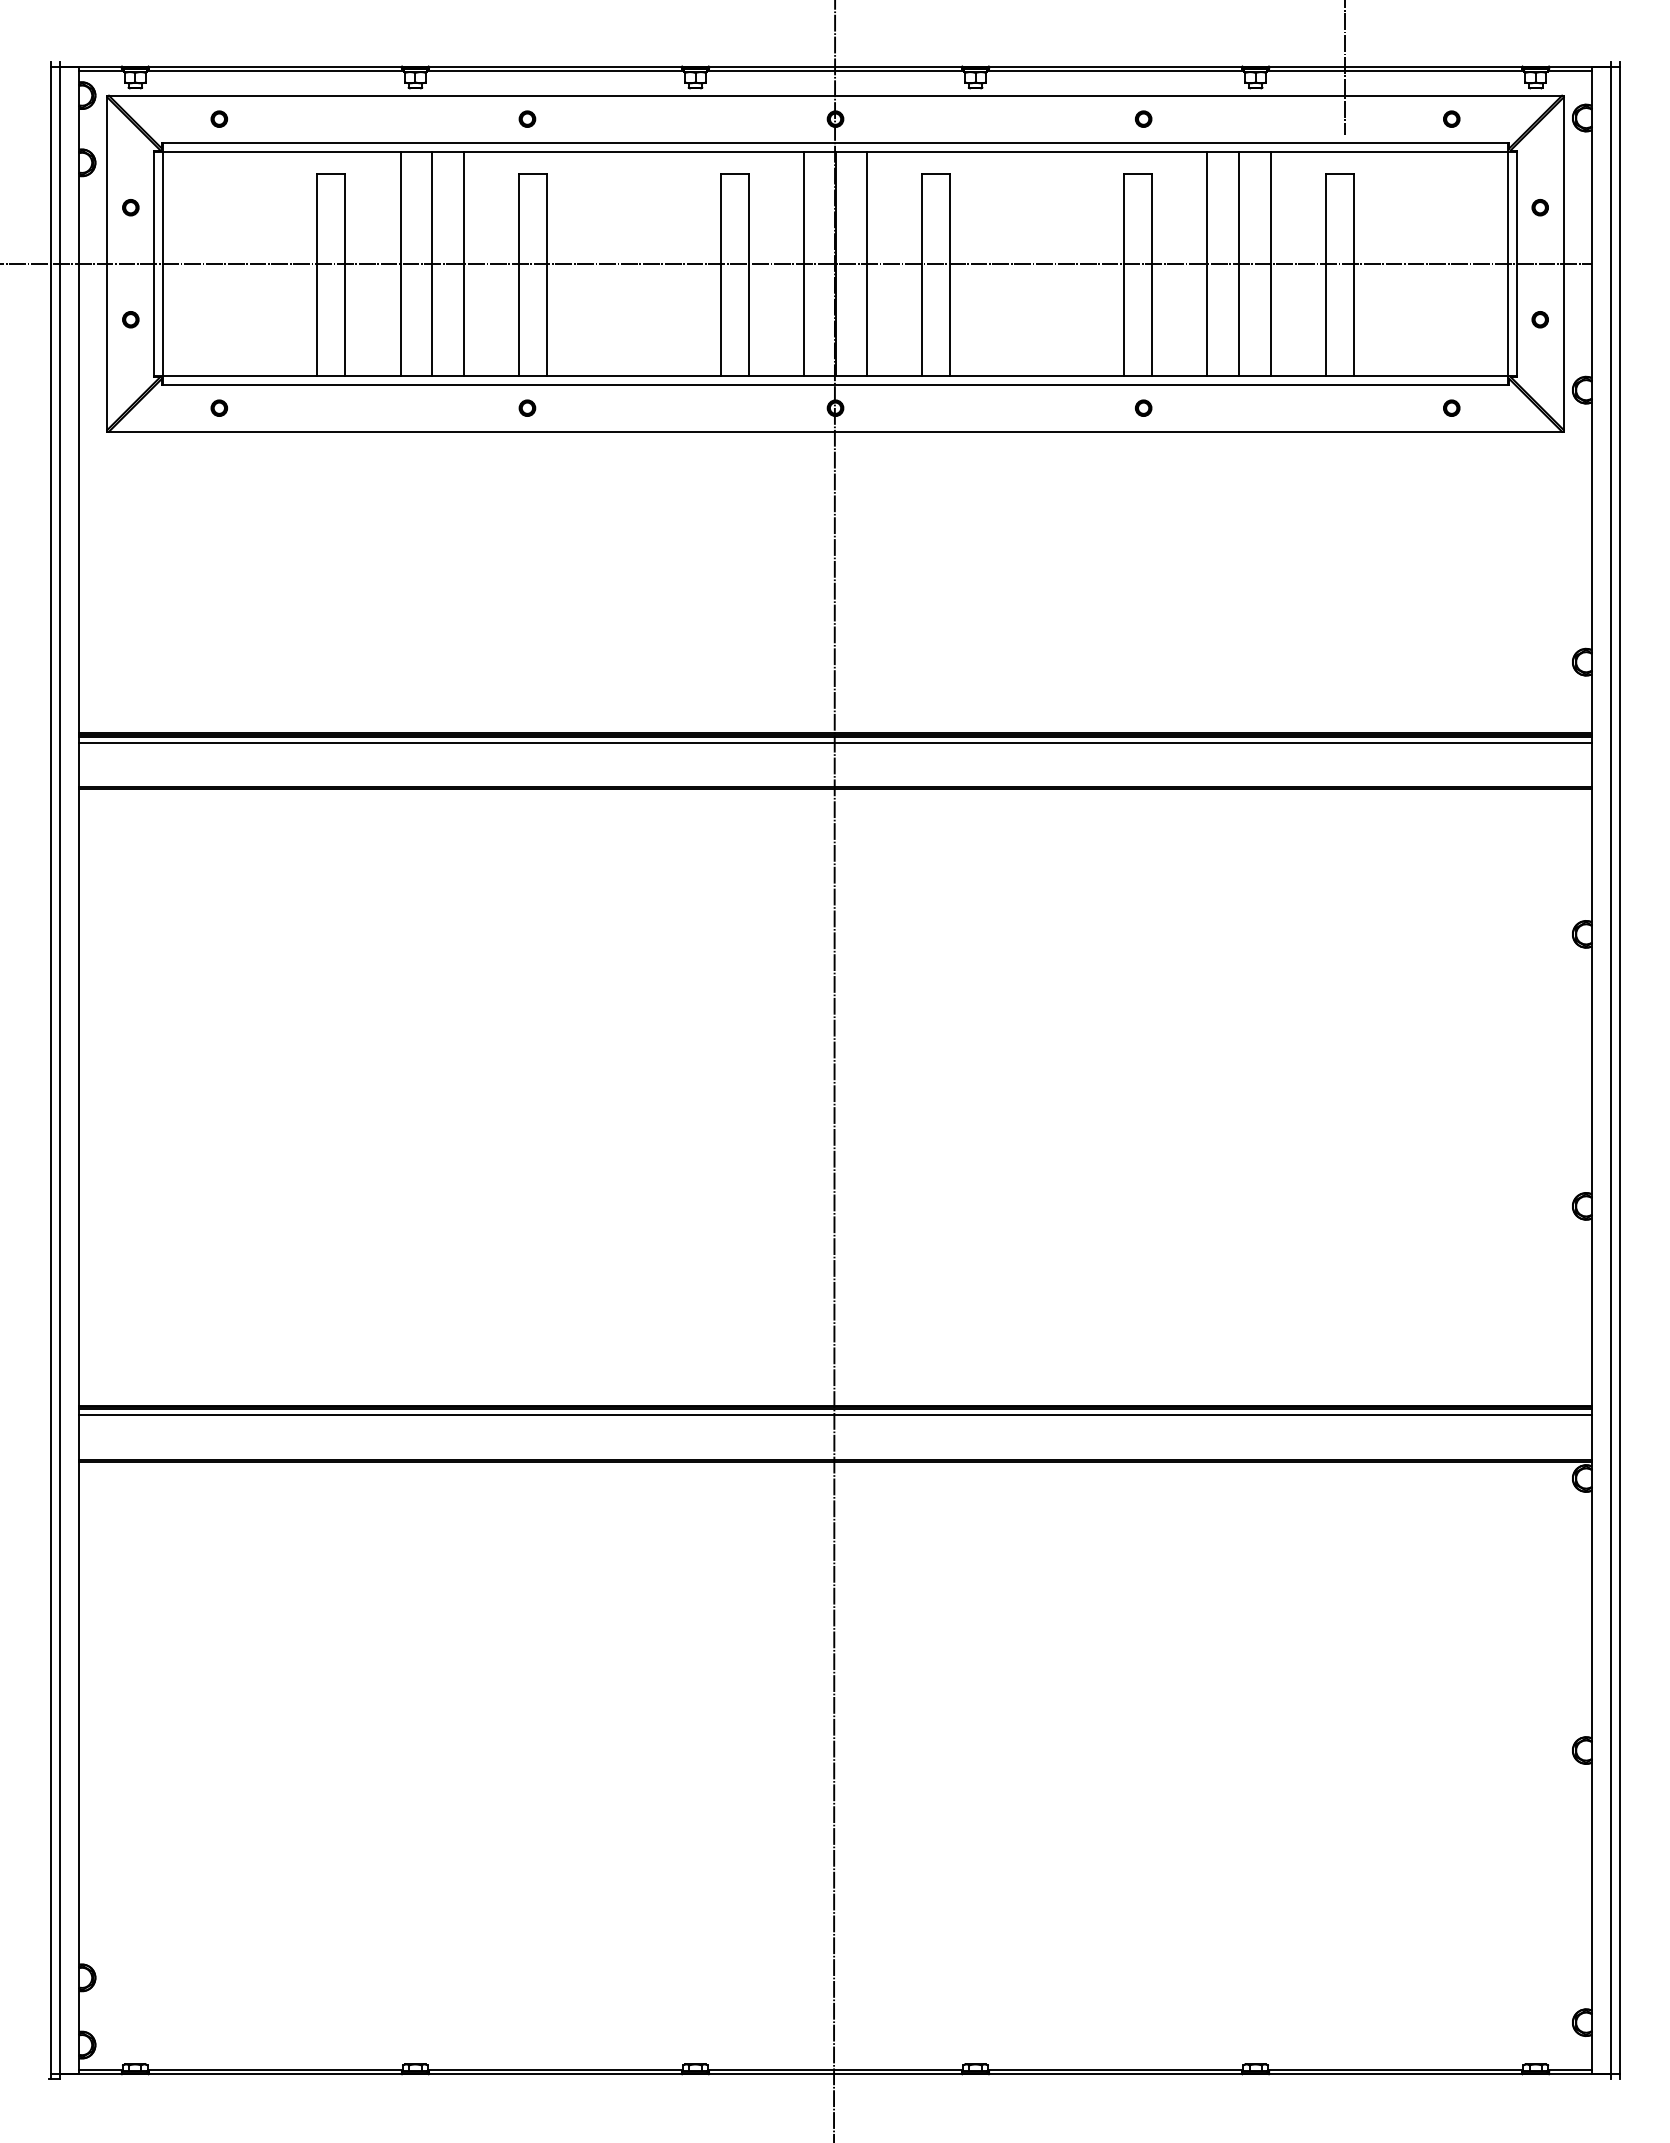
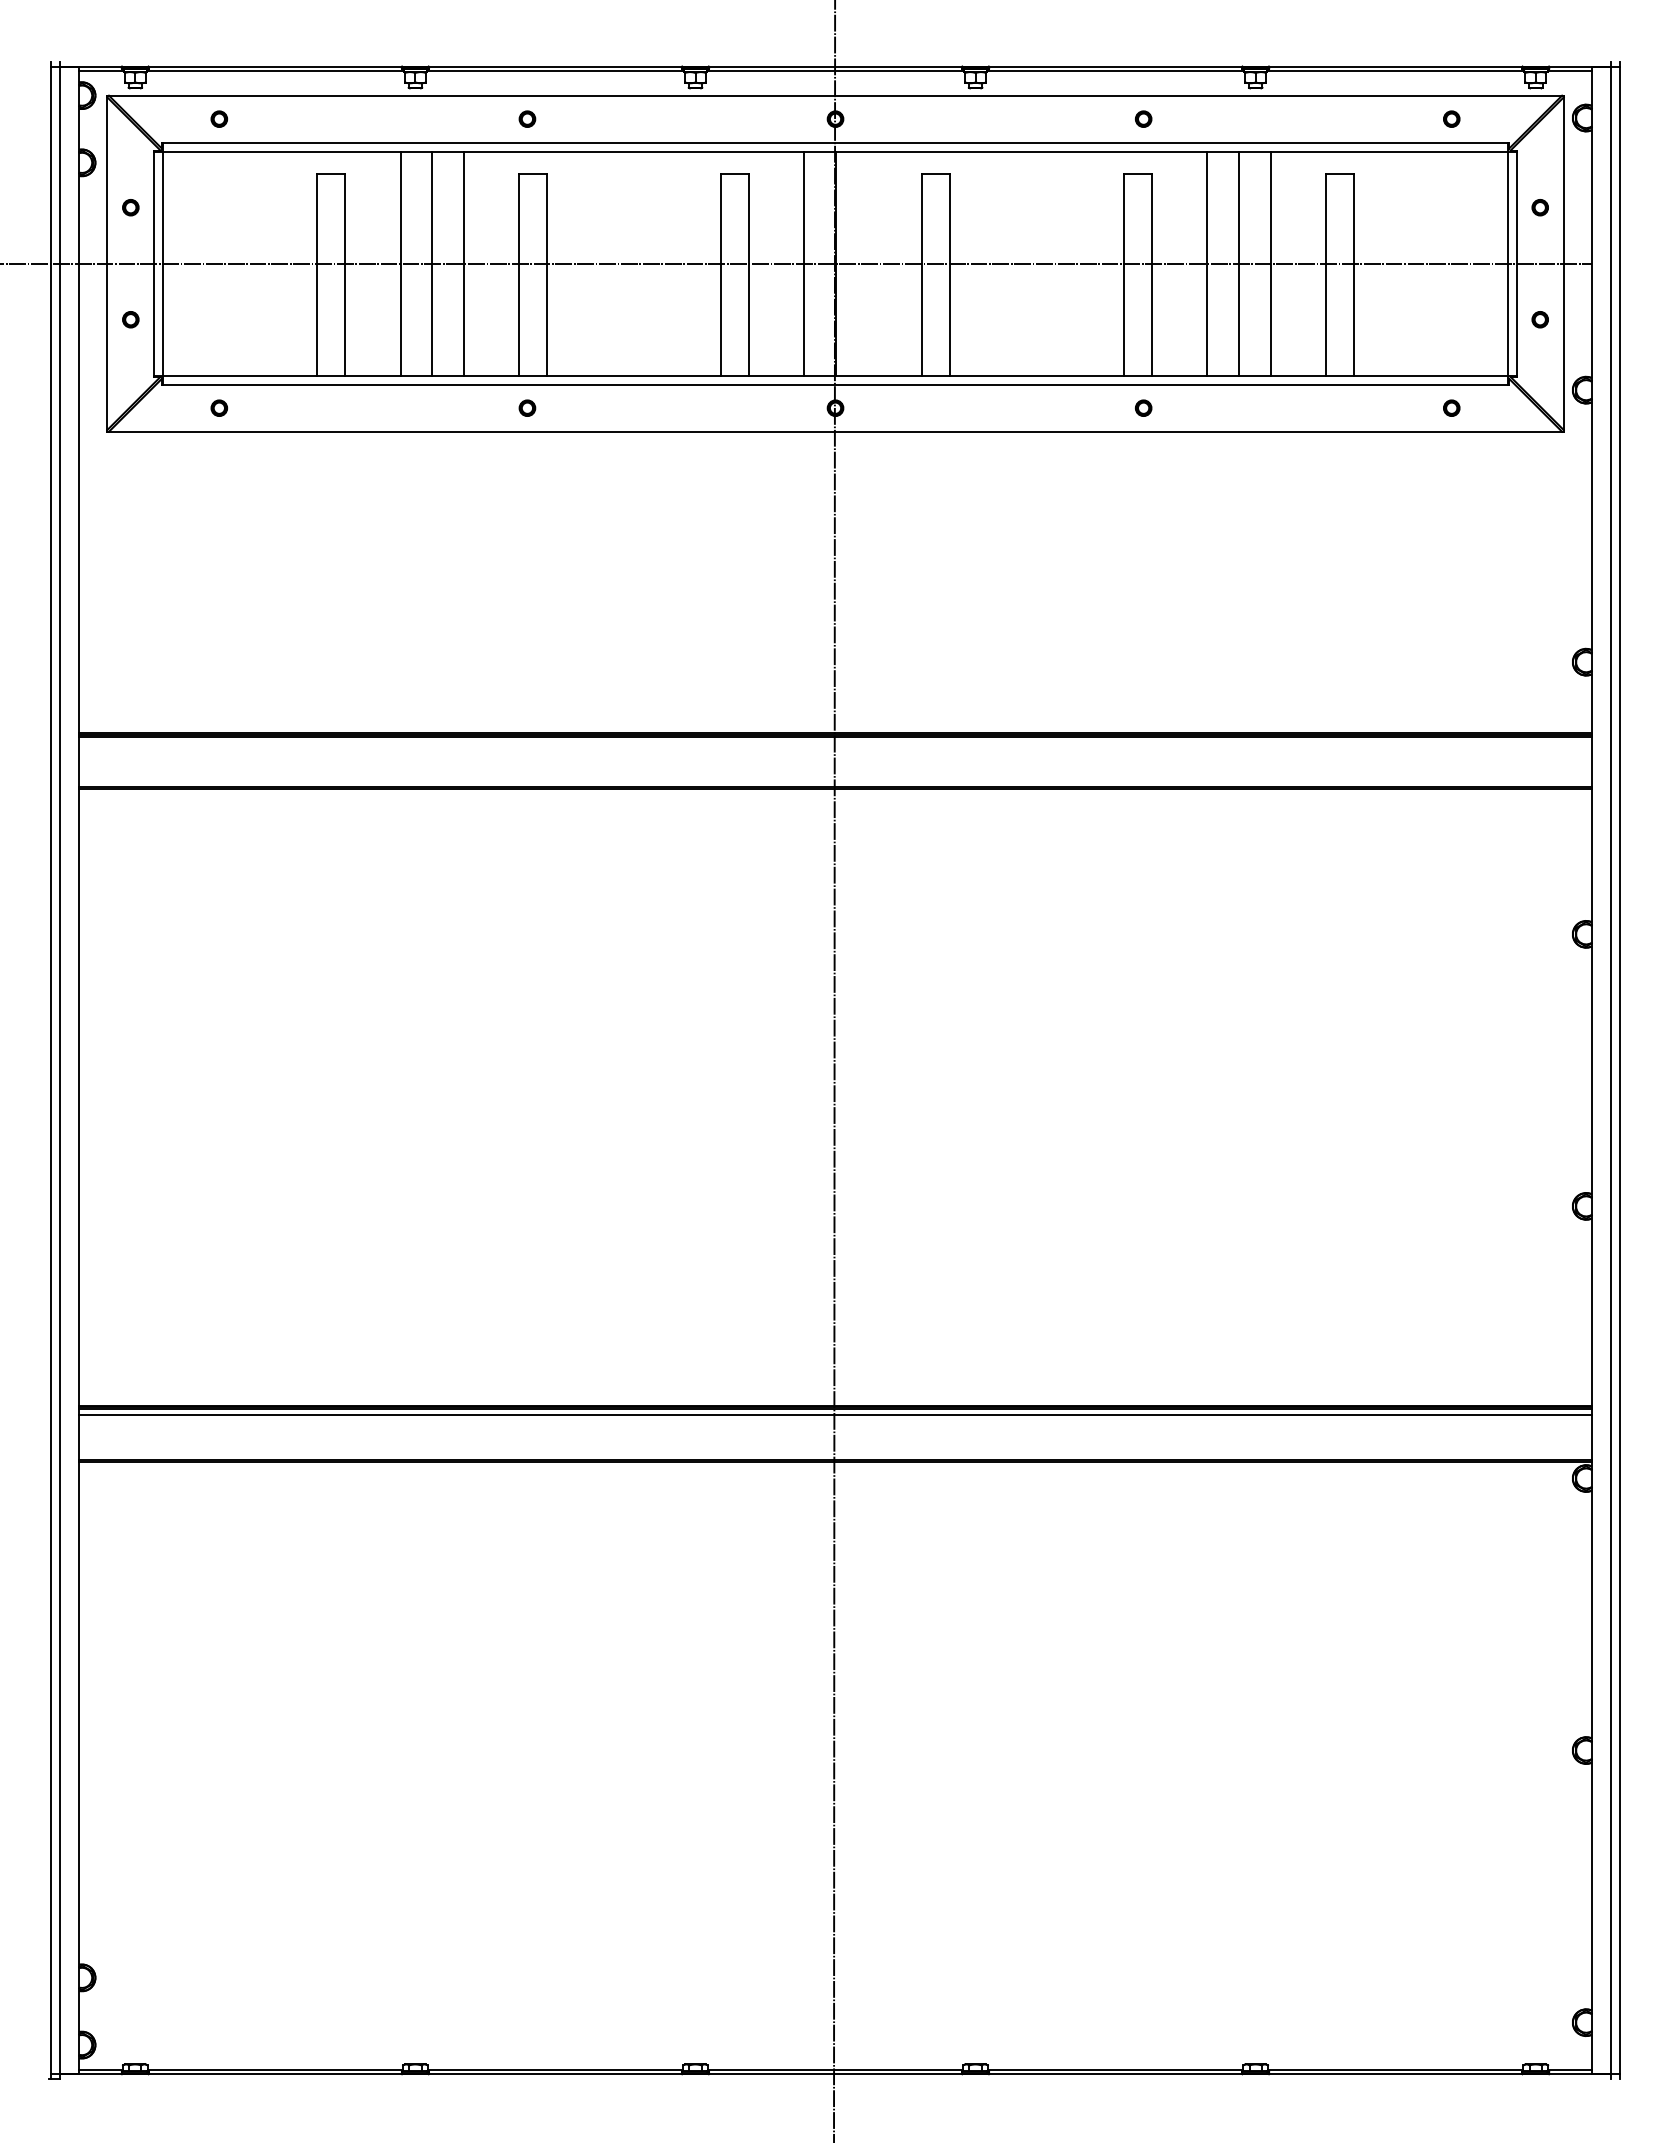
line: present -> none (1345, 68)
line: present -> none (867, 263)
line: present -> none (835, 742)
